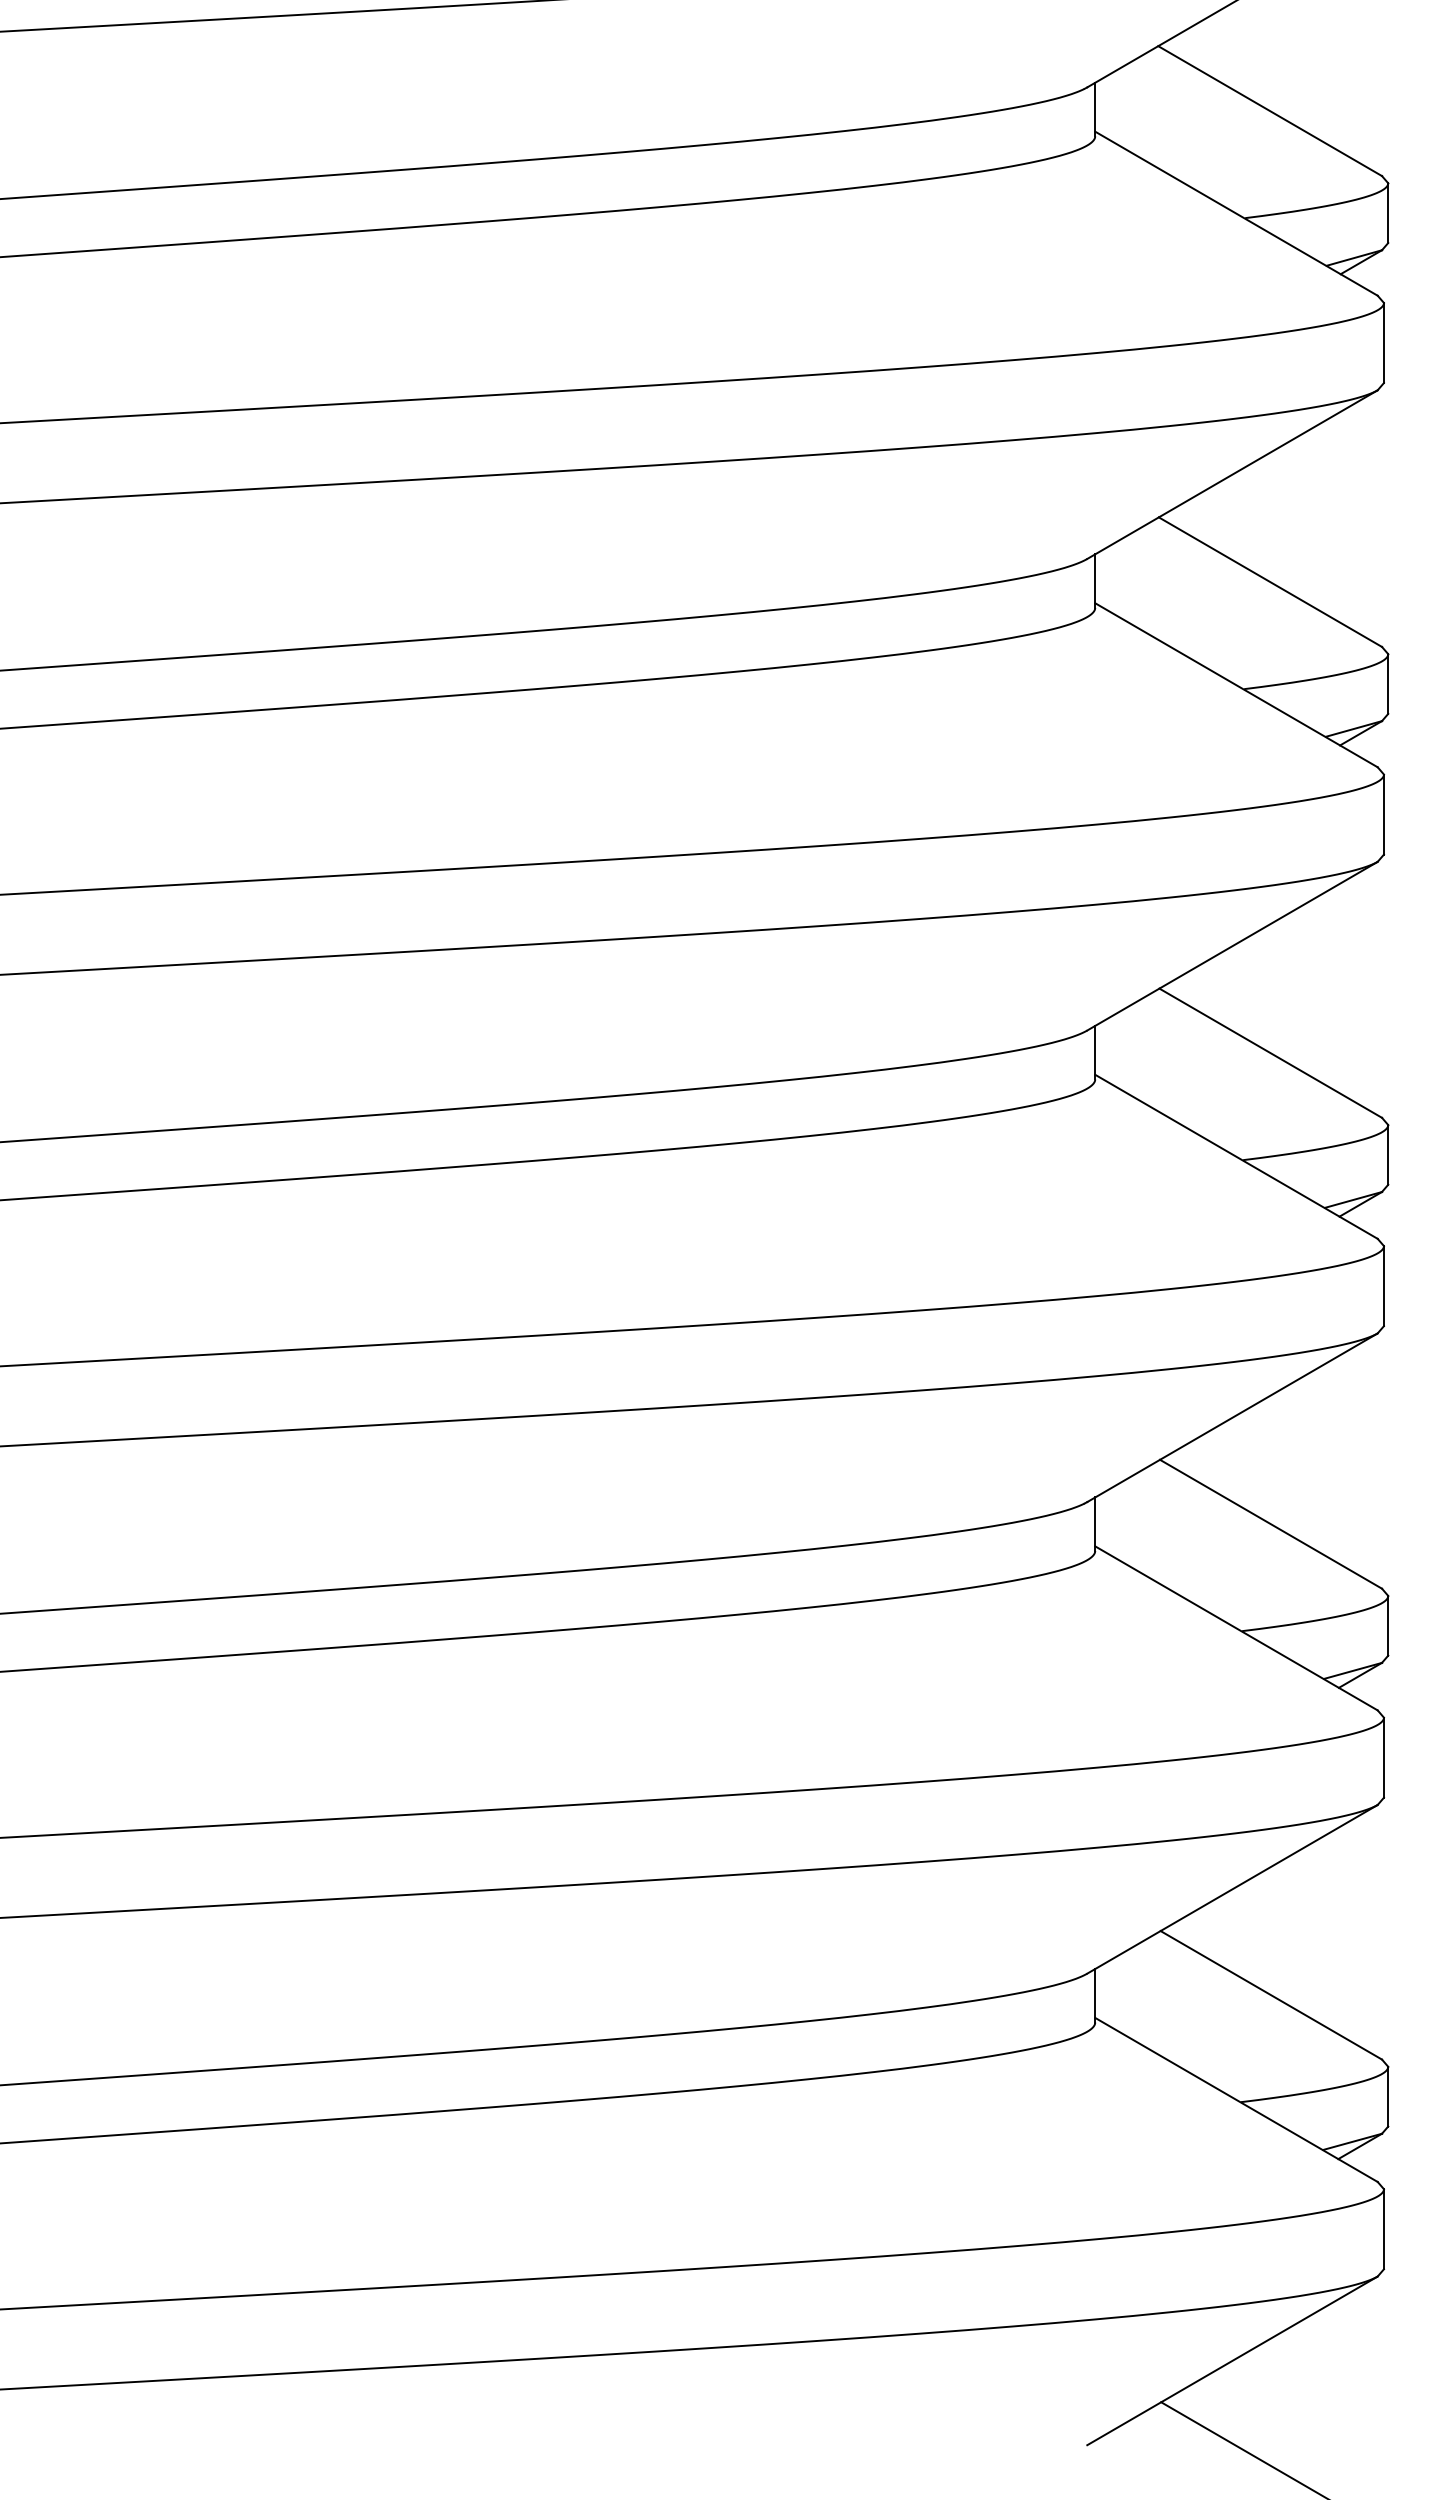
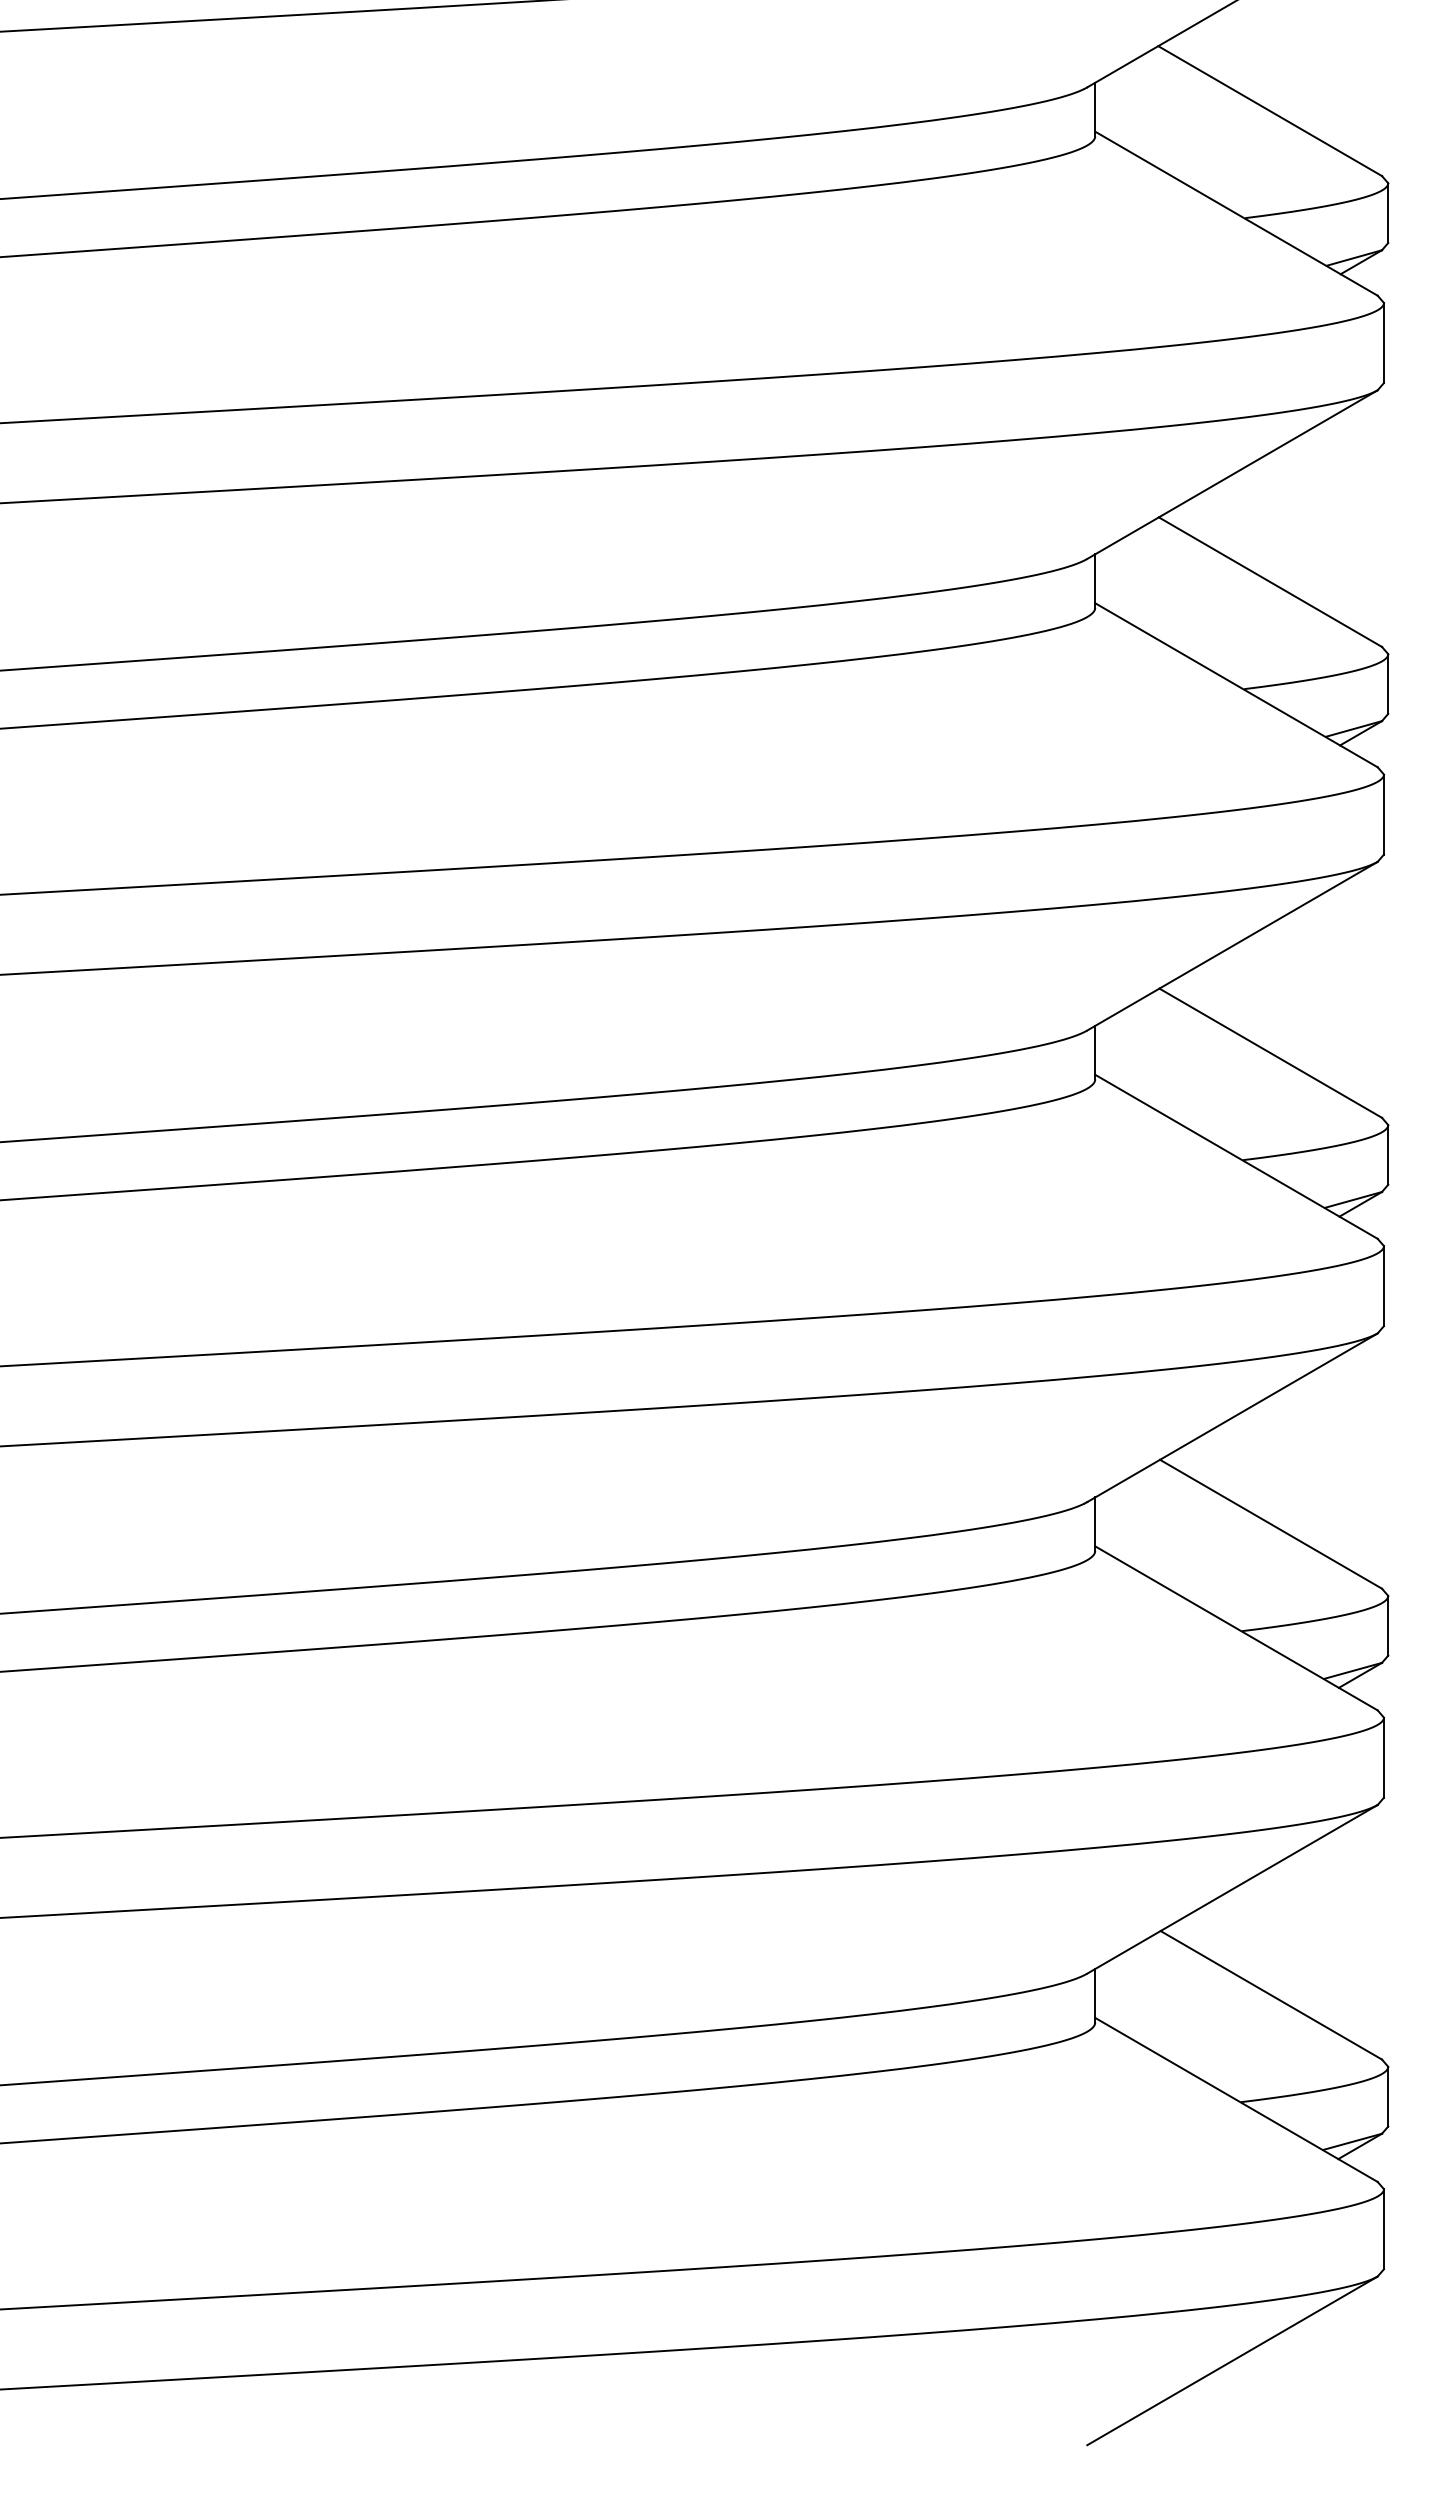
line: present -> none (1242, 2449)
